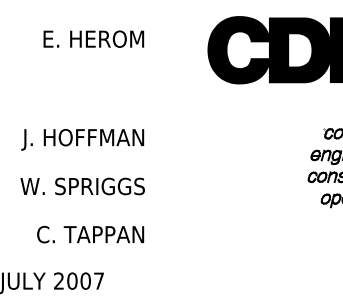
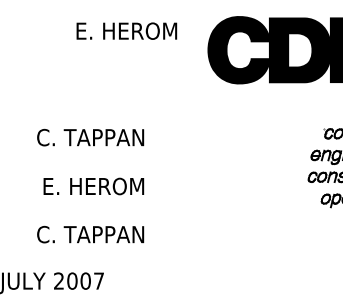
text position: (93, 38) -> (126, 30) (126, 30)
text: J. HOFFMAN -> C. TAPPAN (68, 139)
text: W. SPRIGGS -> E. HEROM (82, 186)
